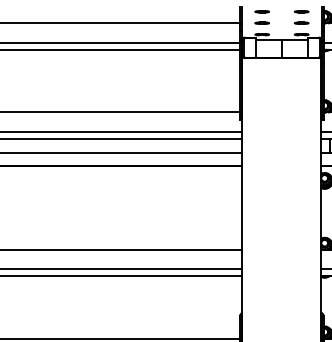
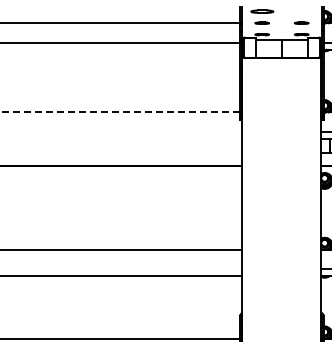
part size: 16x4 px -> 25x5 px (262, 11)
part: present -> none (301, 11)
line: present -> none (121, 49)
line: solid -> dashed (120, 112)
line: present -> none (122, 131)
line: present -> none (122, 138)
line: present -> none (122, 153)
line: present -> none (122, 269)
